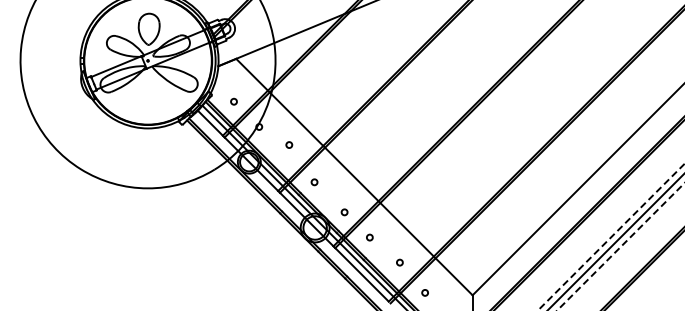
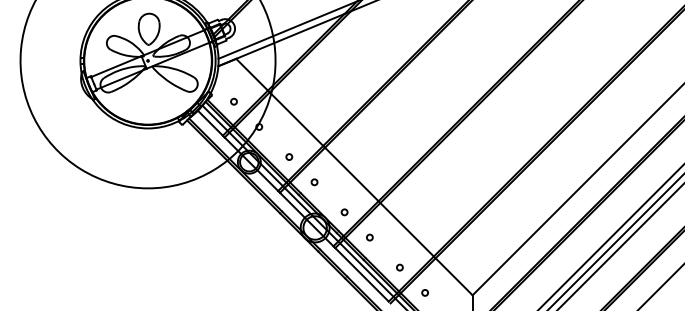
line: none -> present (286, 30)
circle position: (289, 144) -> (289, 156) (289, 156)
line: dashed -> solid (611, 237)
line: dashed -> solid (620, 246)
circle position: (399, 262) -> (399, 267) (399, 267)
line: none -> present (660, 286)
